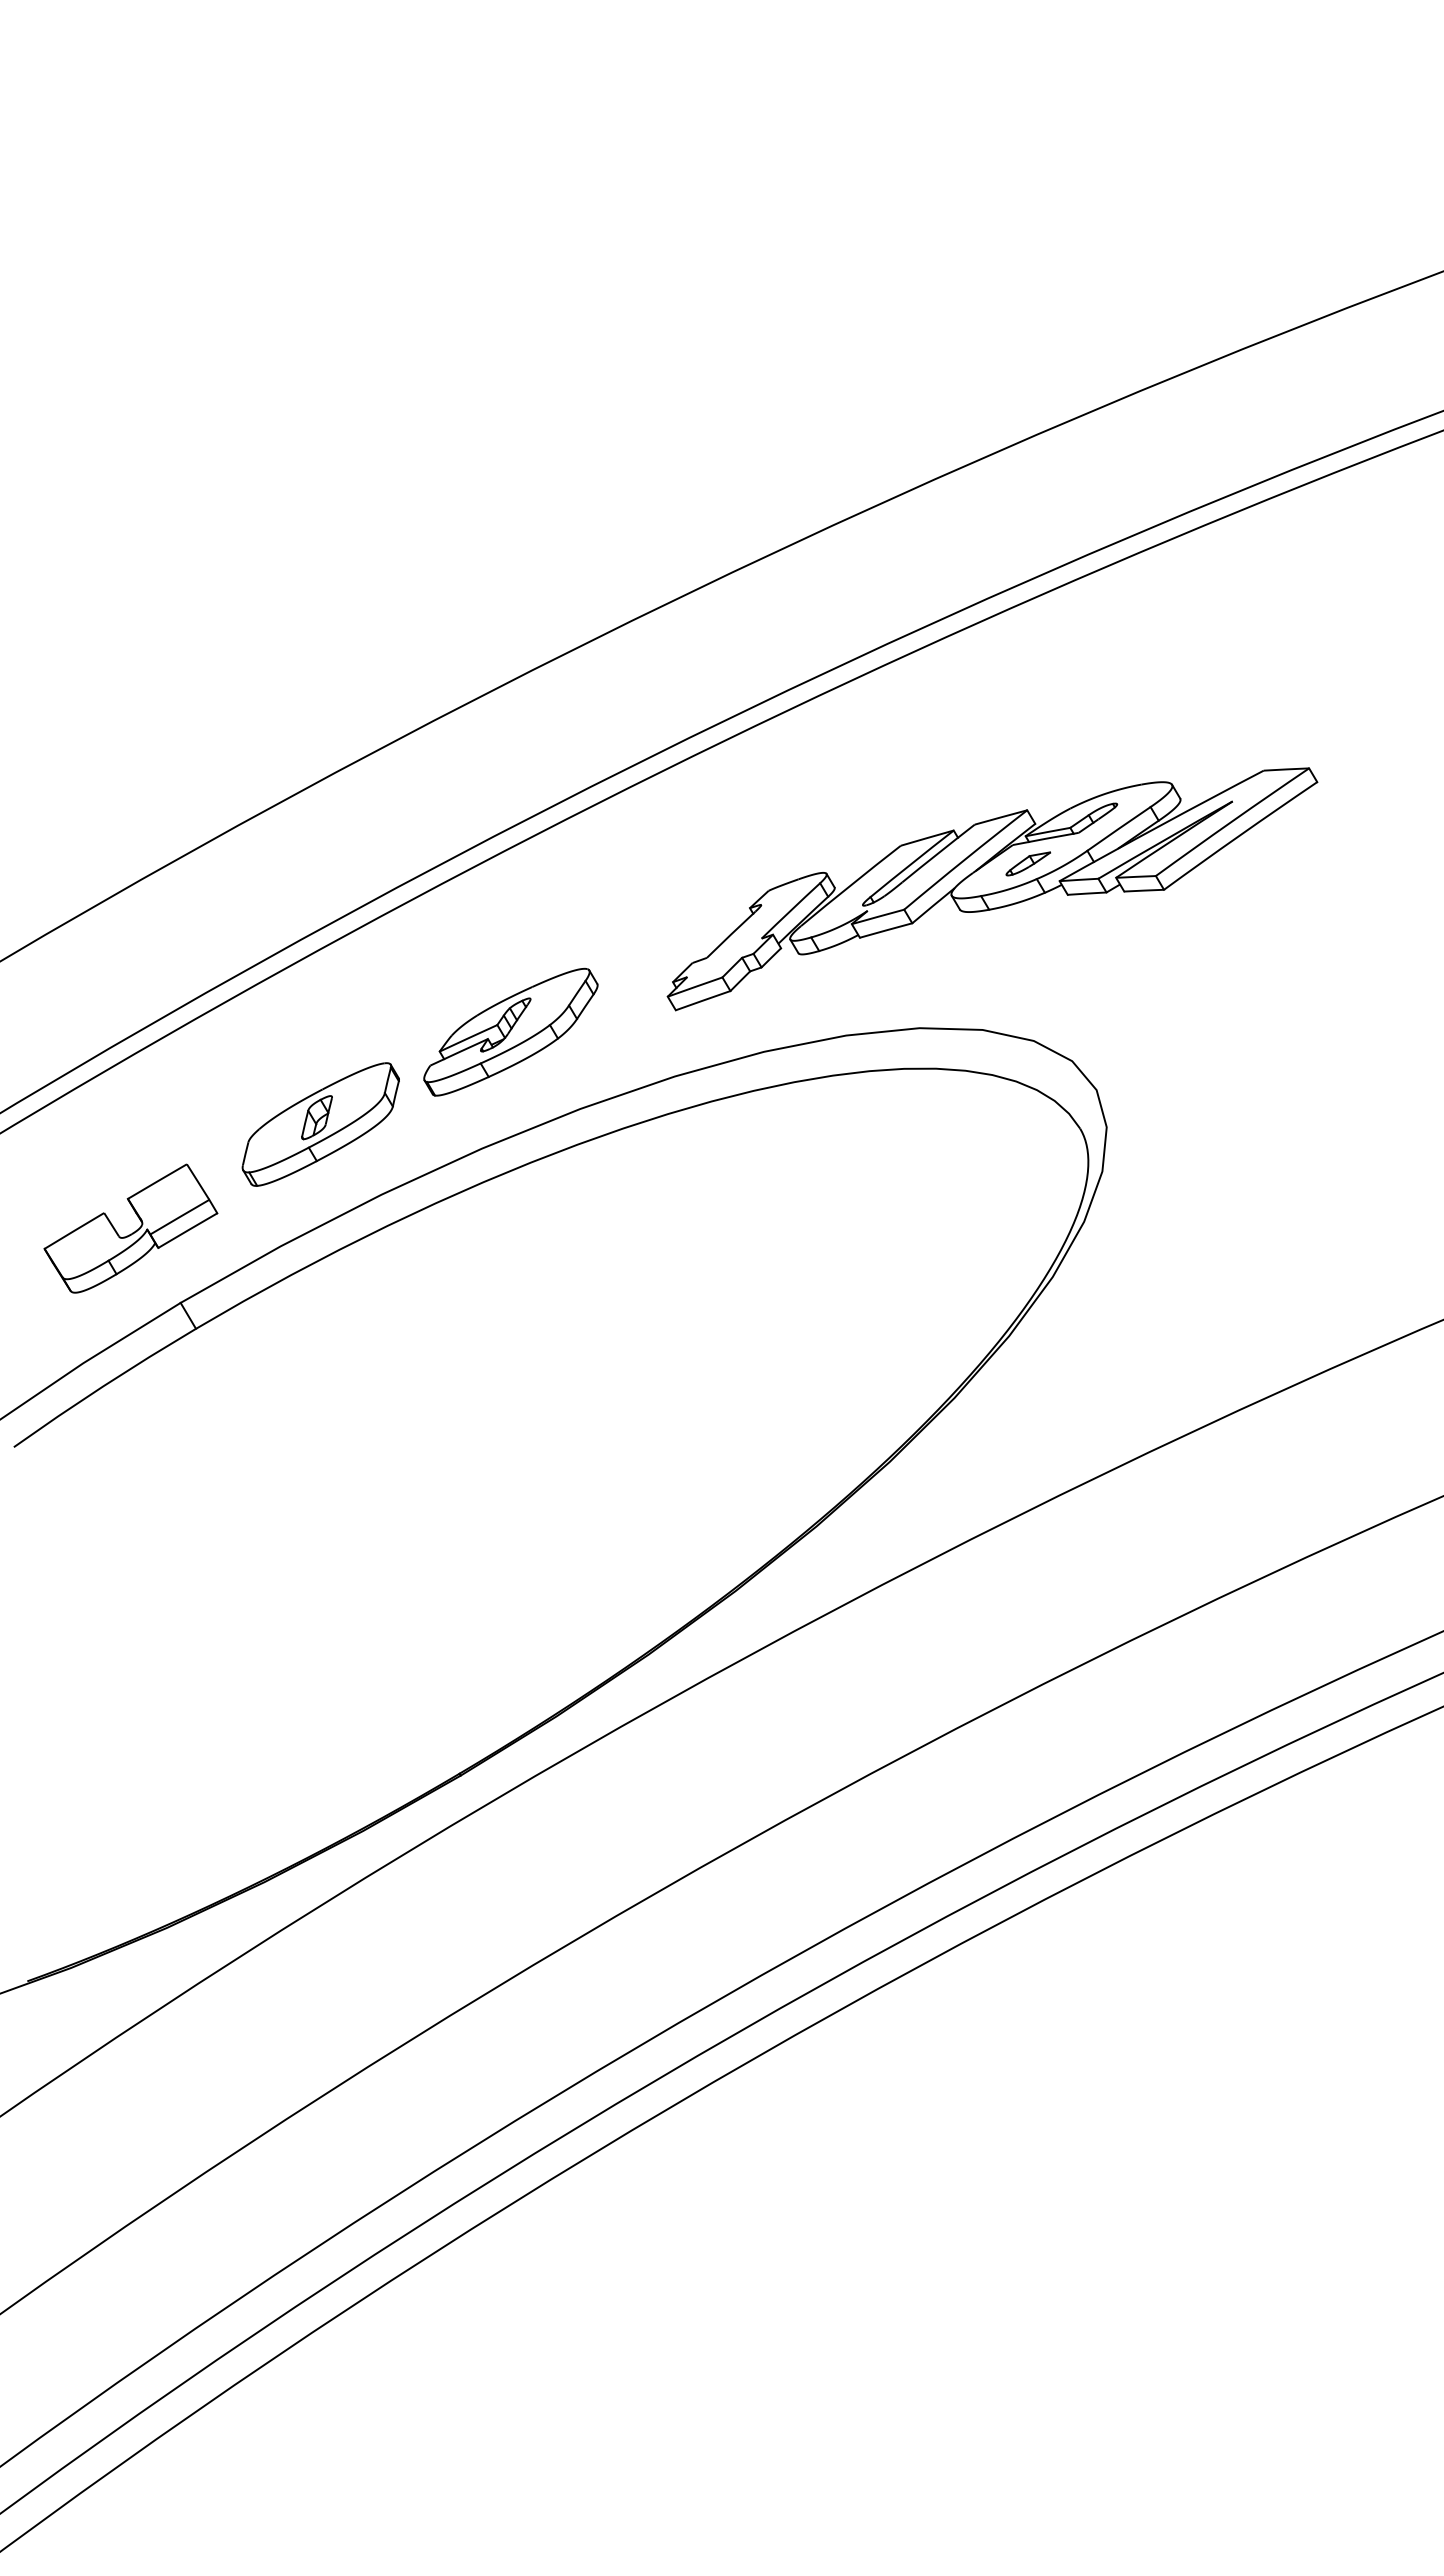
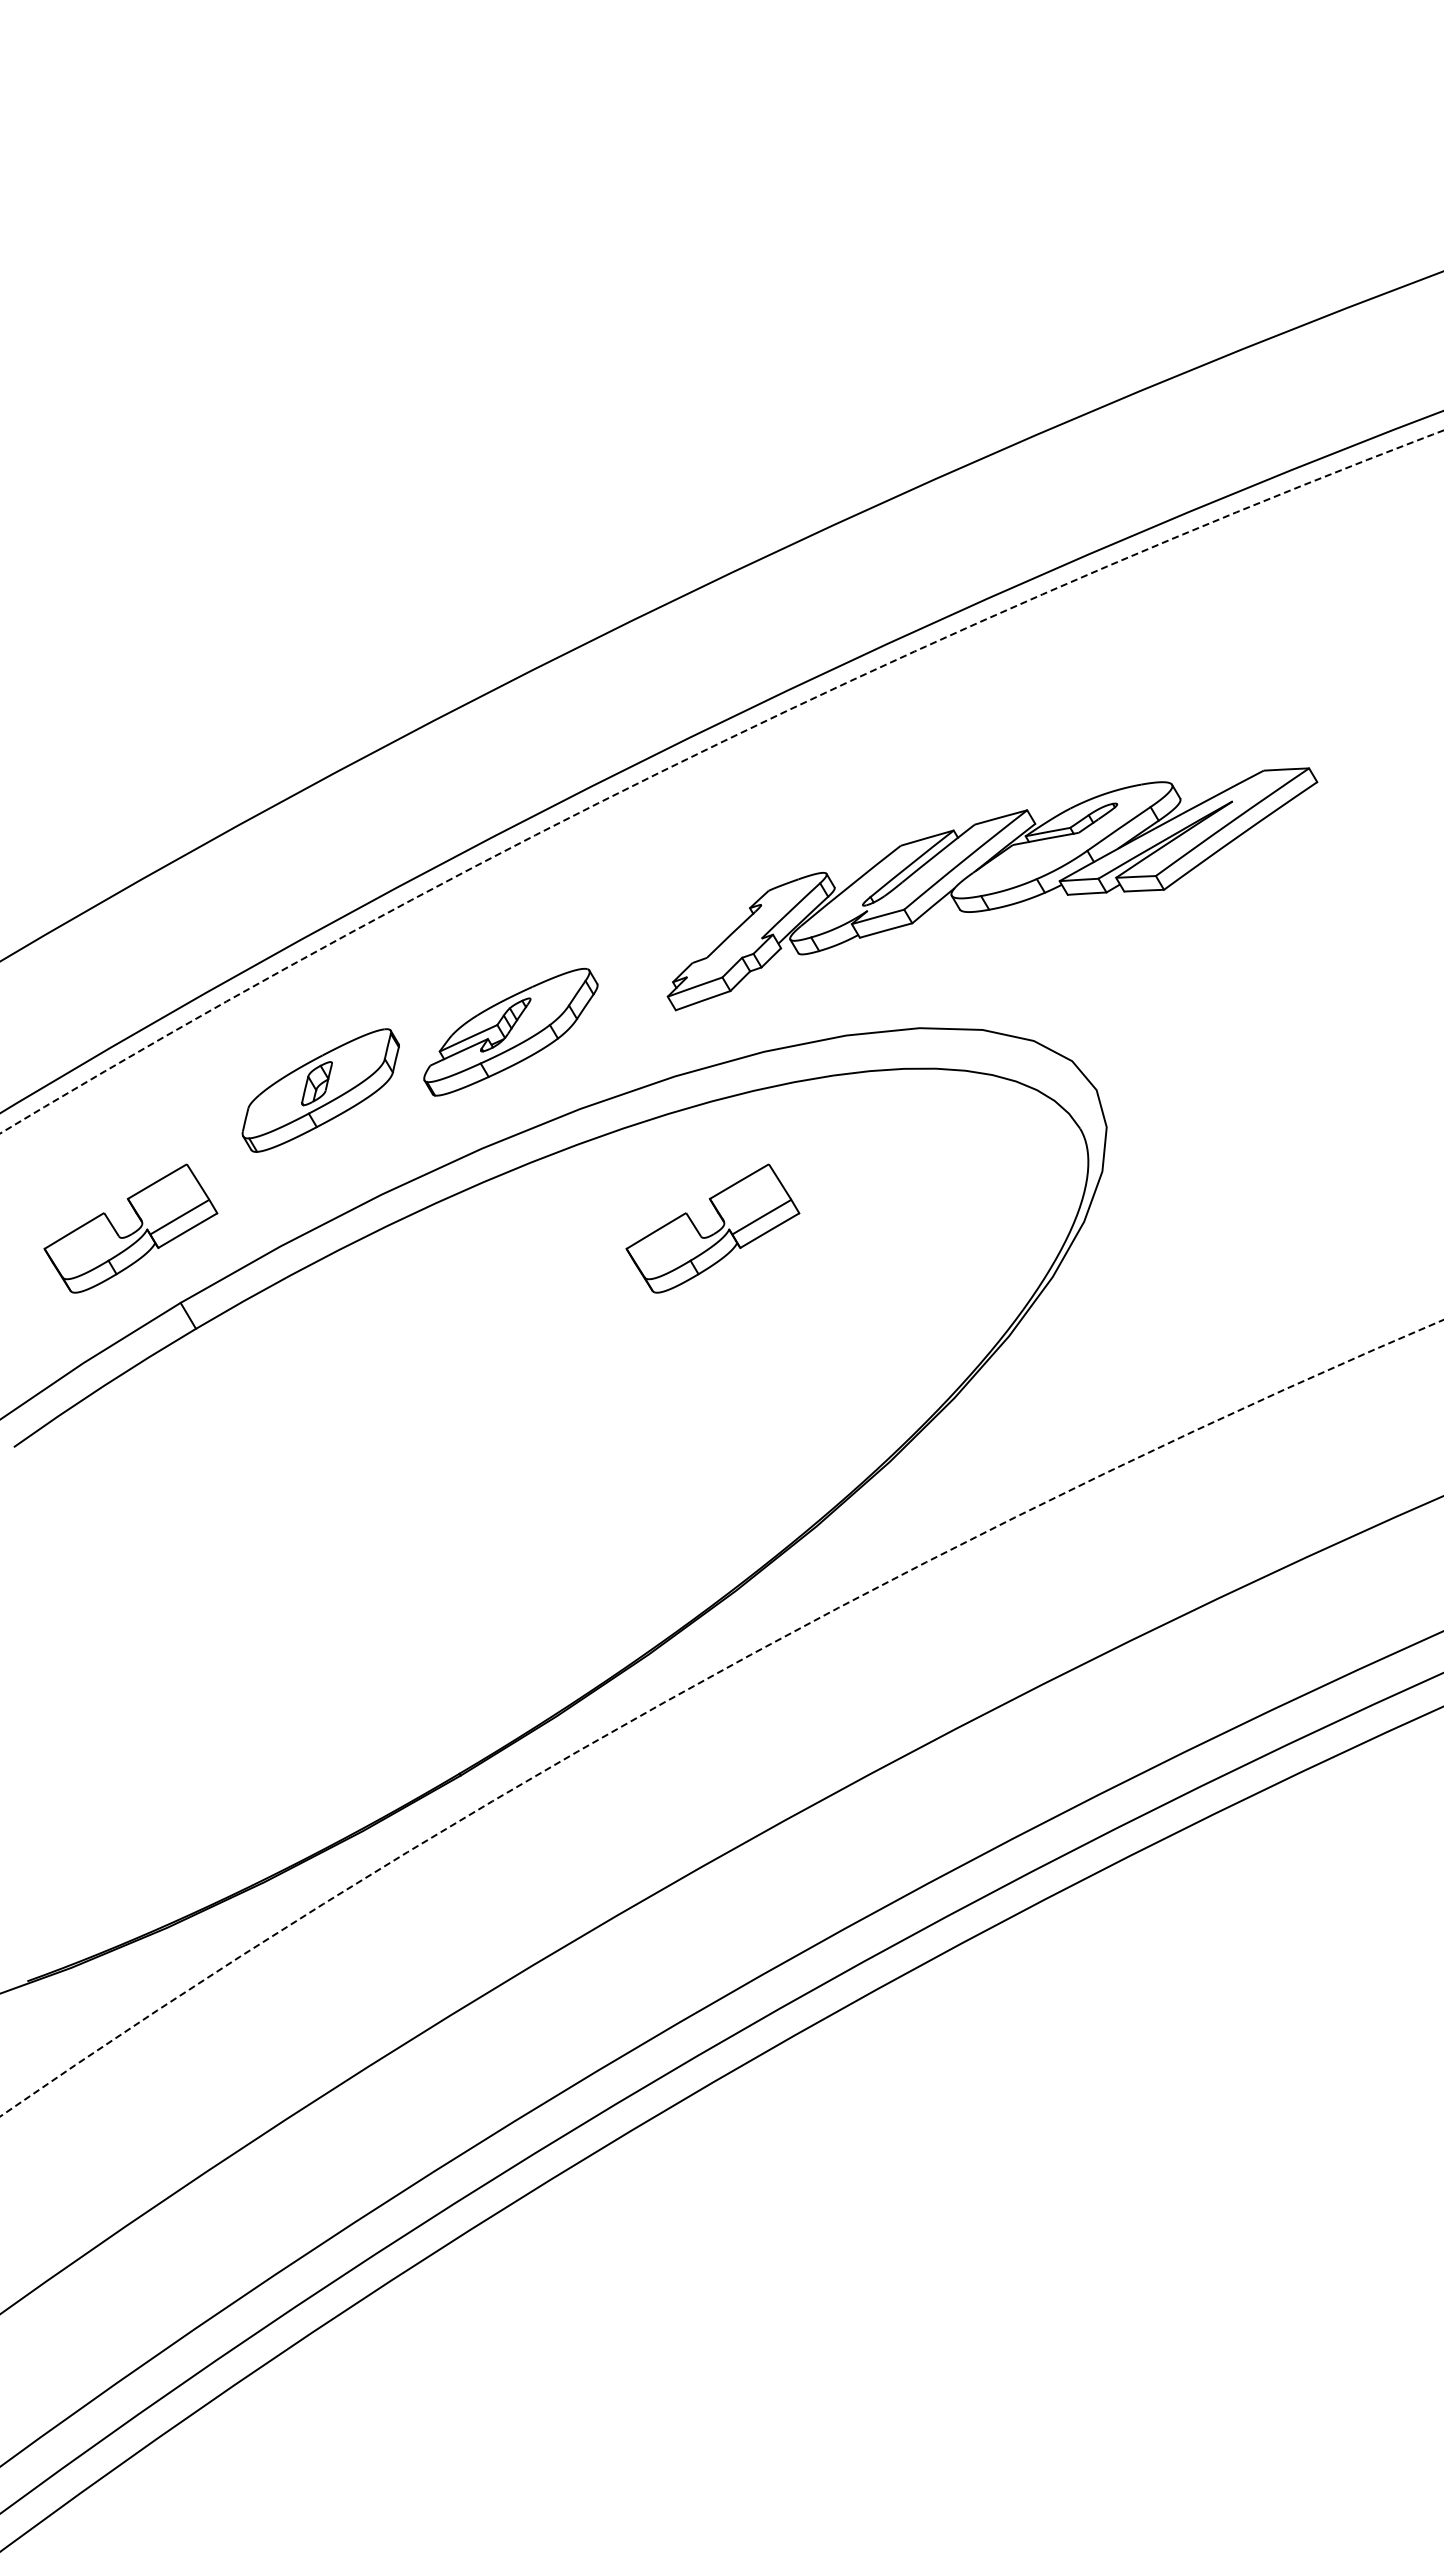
arc: solid -> dashed (706, 749)
part: present -> none (1027, 863)
part position: (320, 1124) -> (320, 1090) (320, 1090)
part: none -> present (712, 1228)
circle: solid -> dashed (721, 1718)
